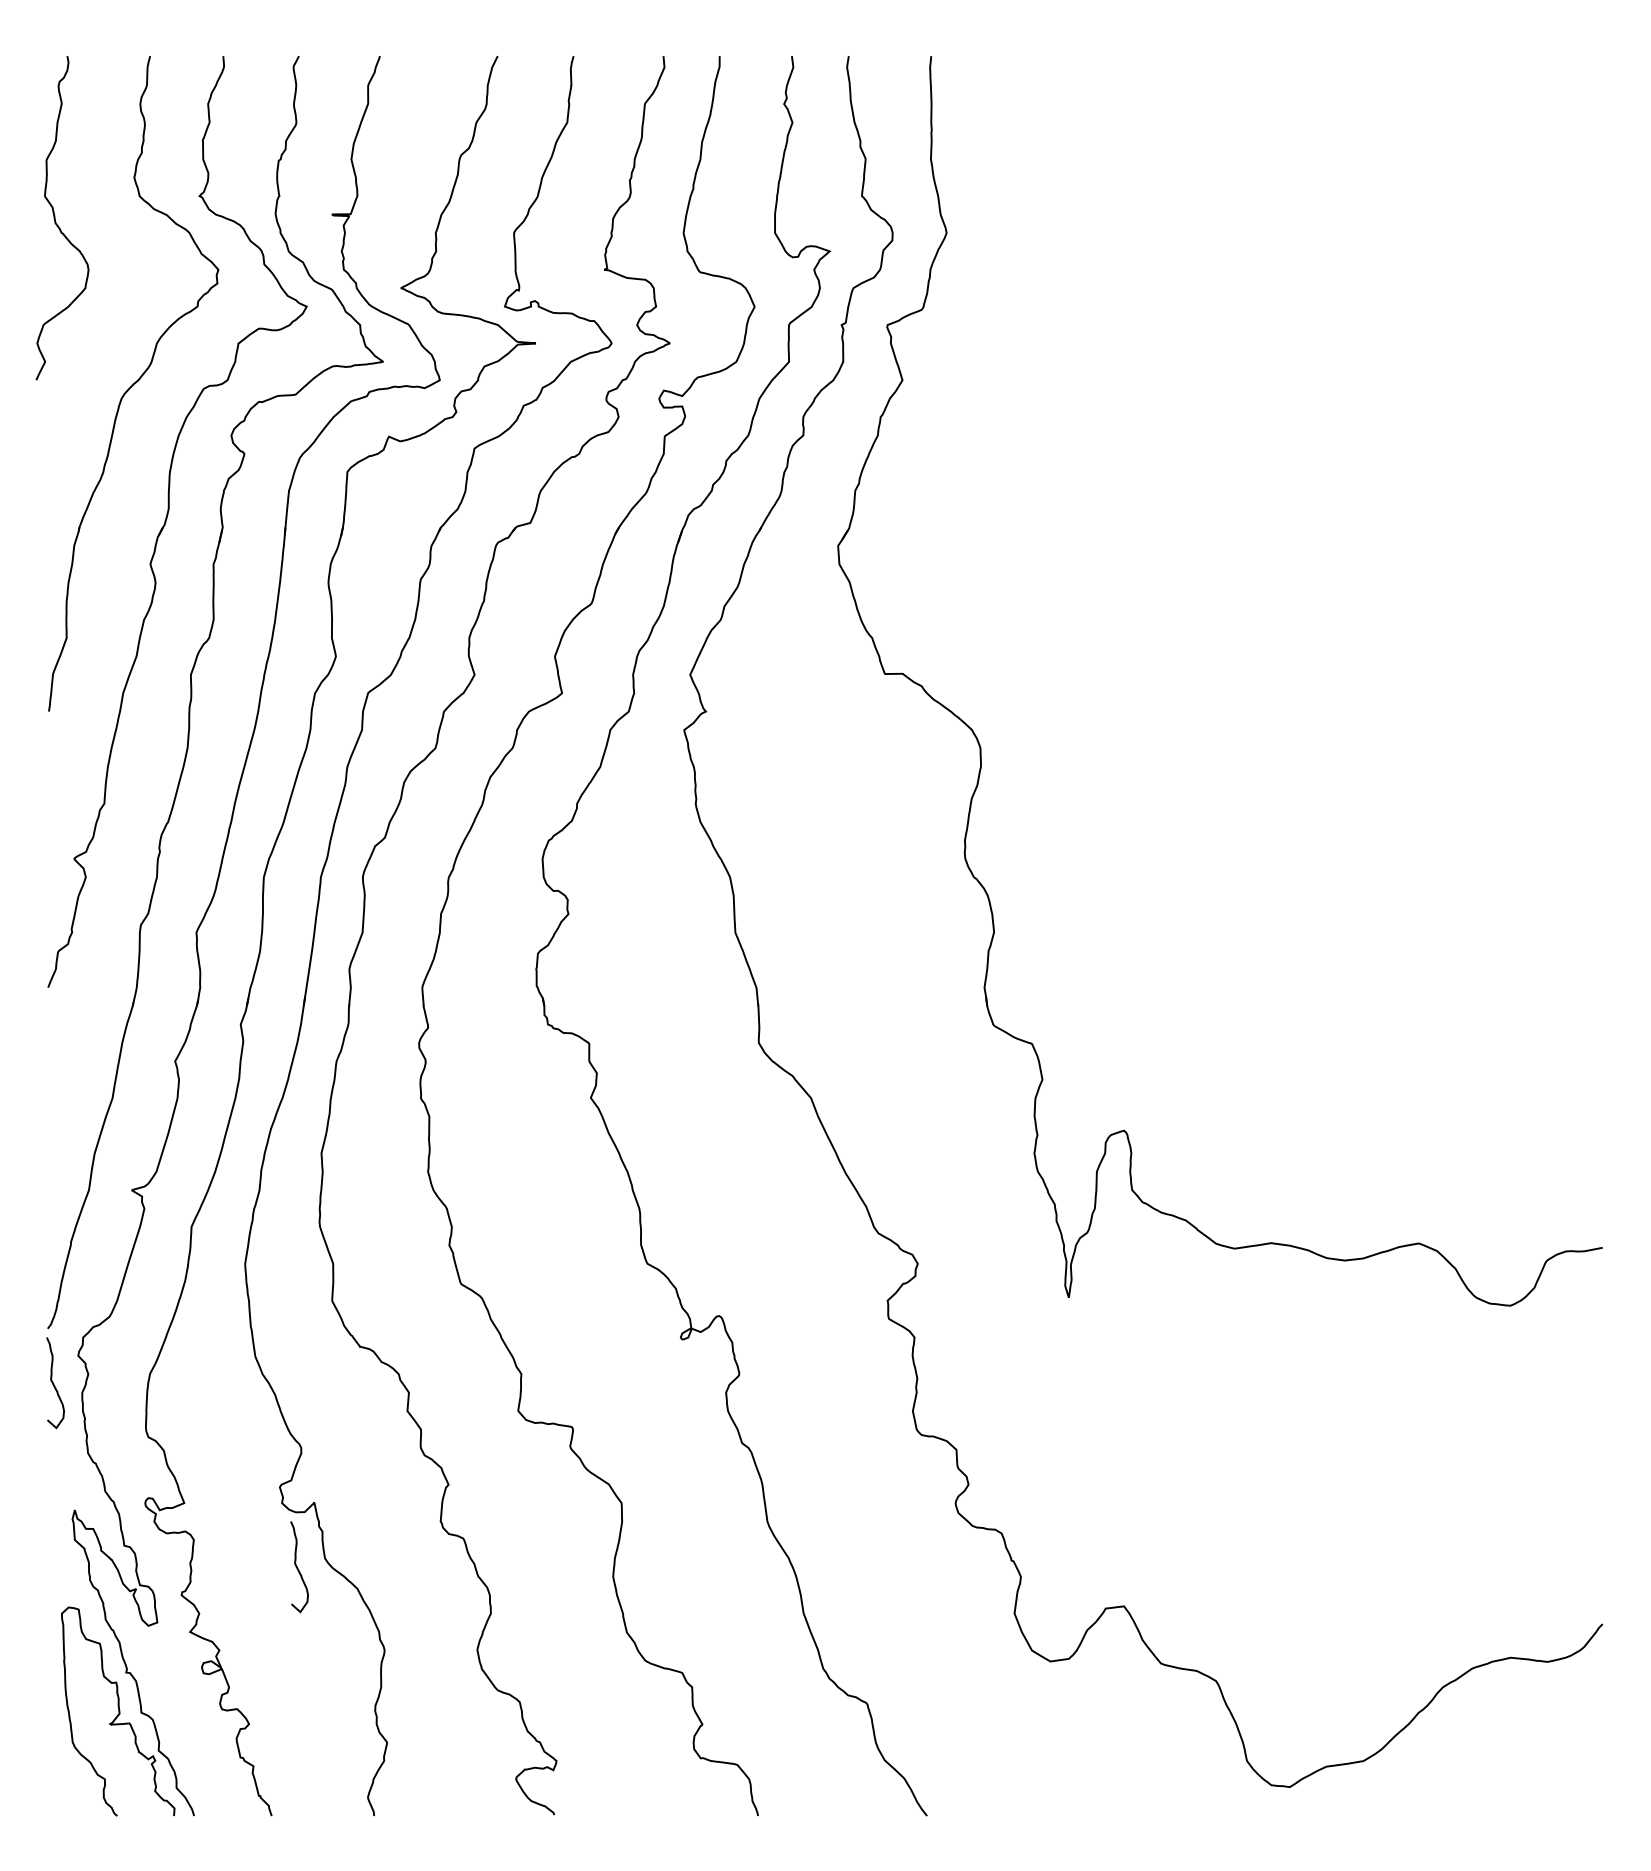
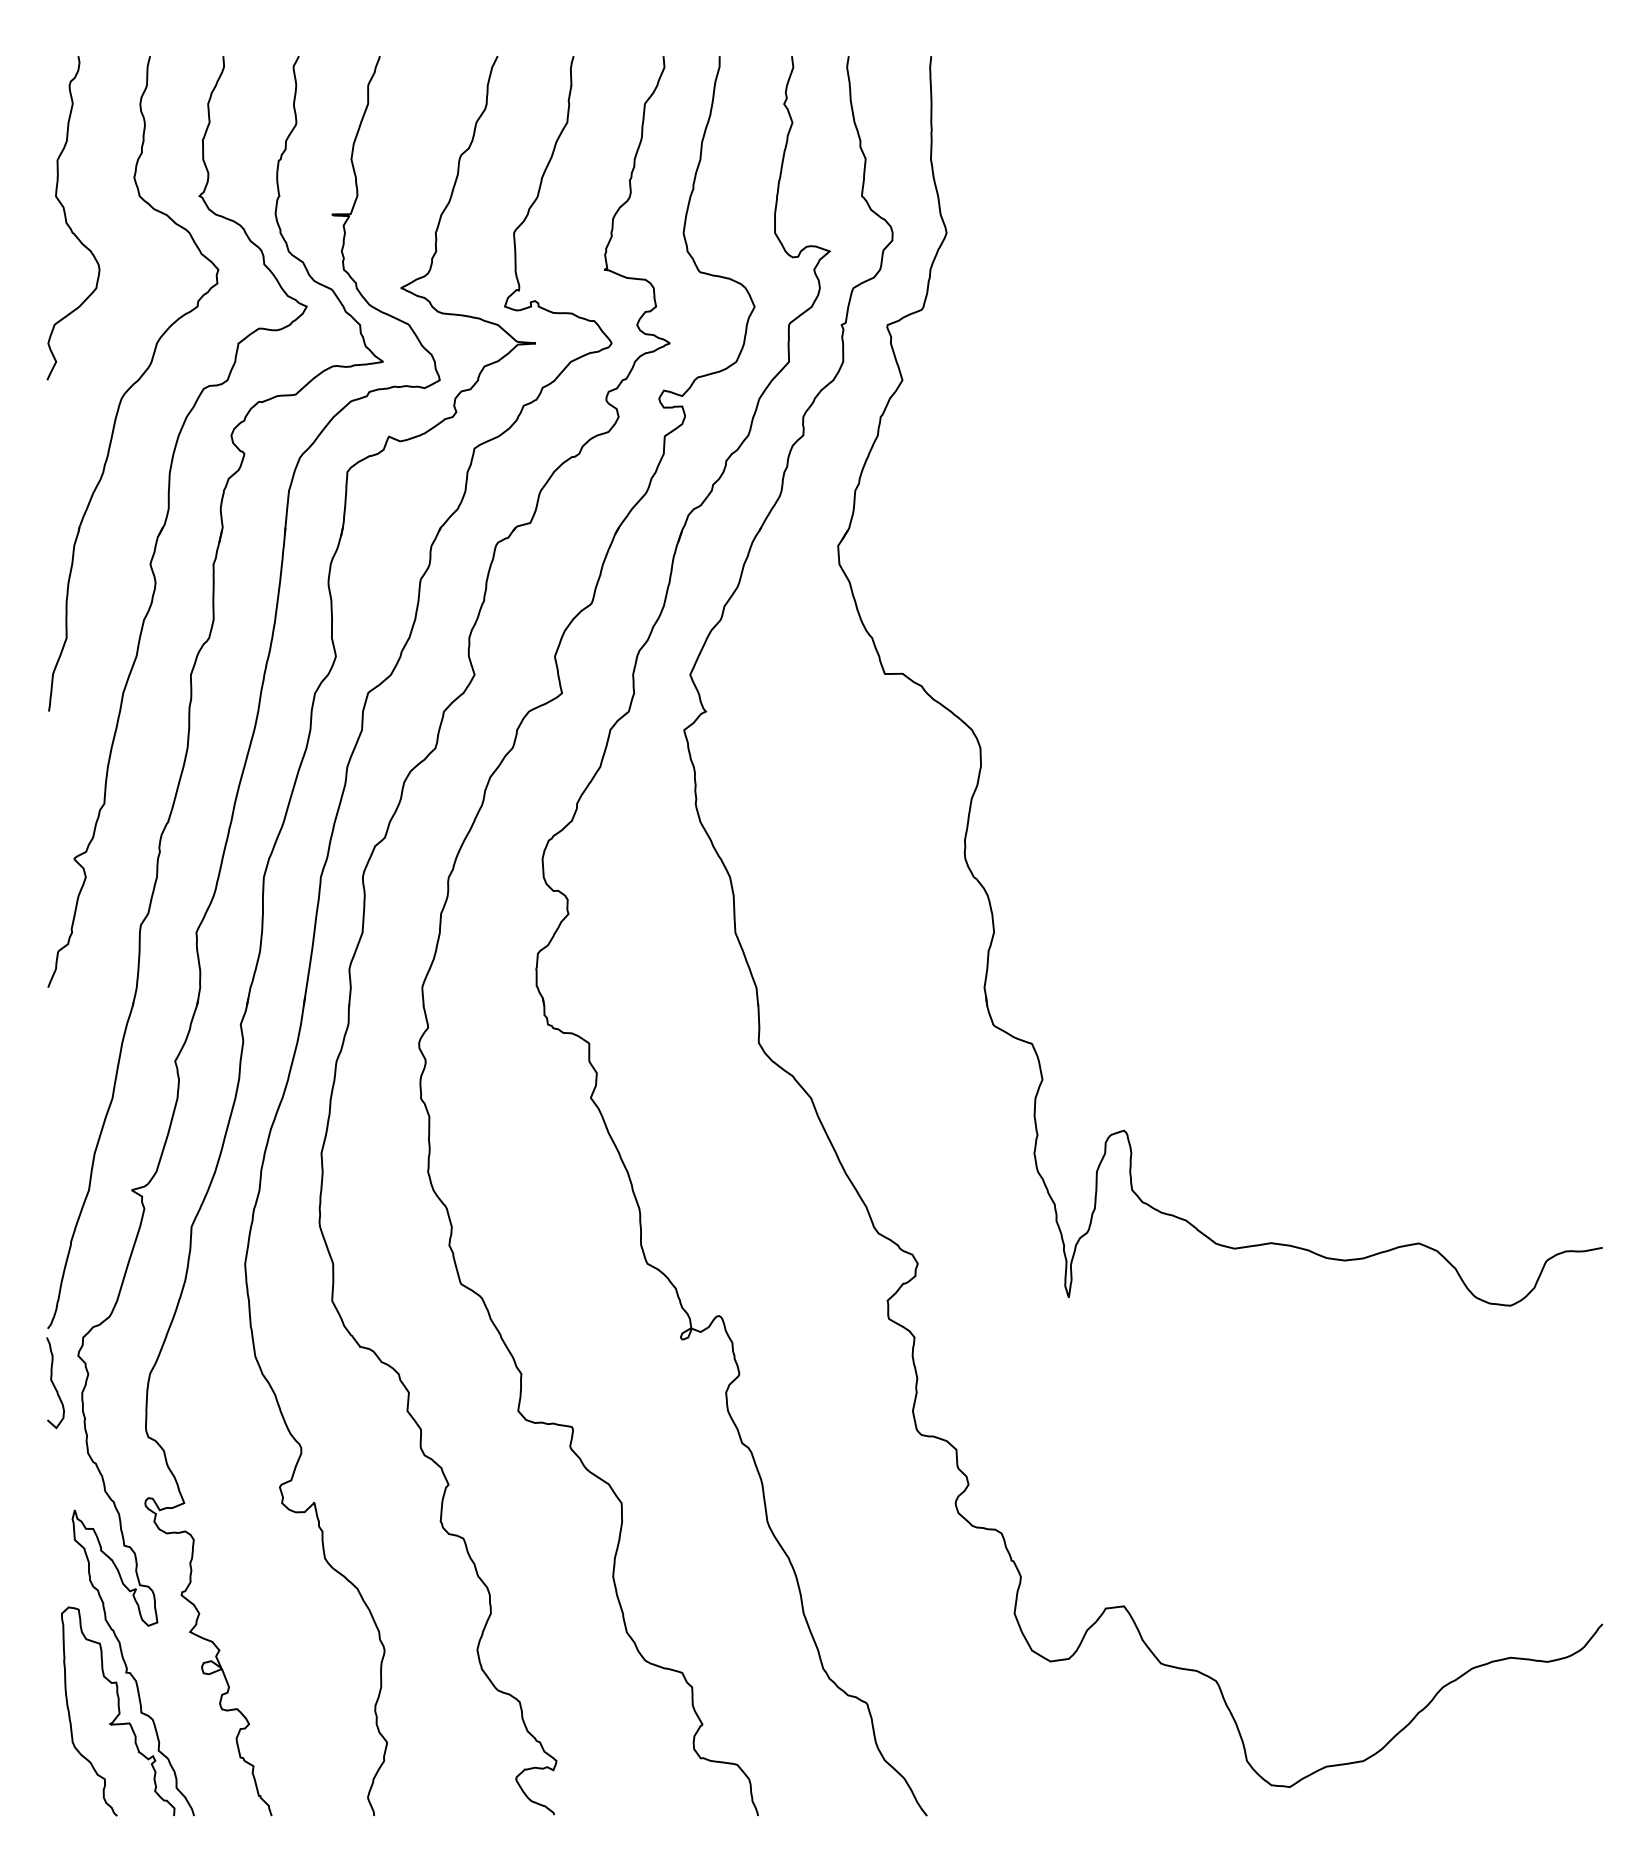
curve position: (56, 221) -> (67, 221) (67, 221)
curve: present -> none (298, 1568)
